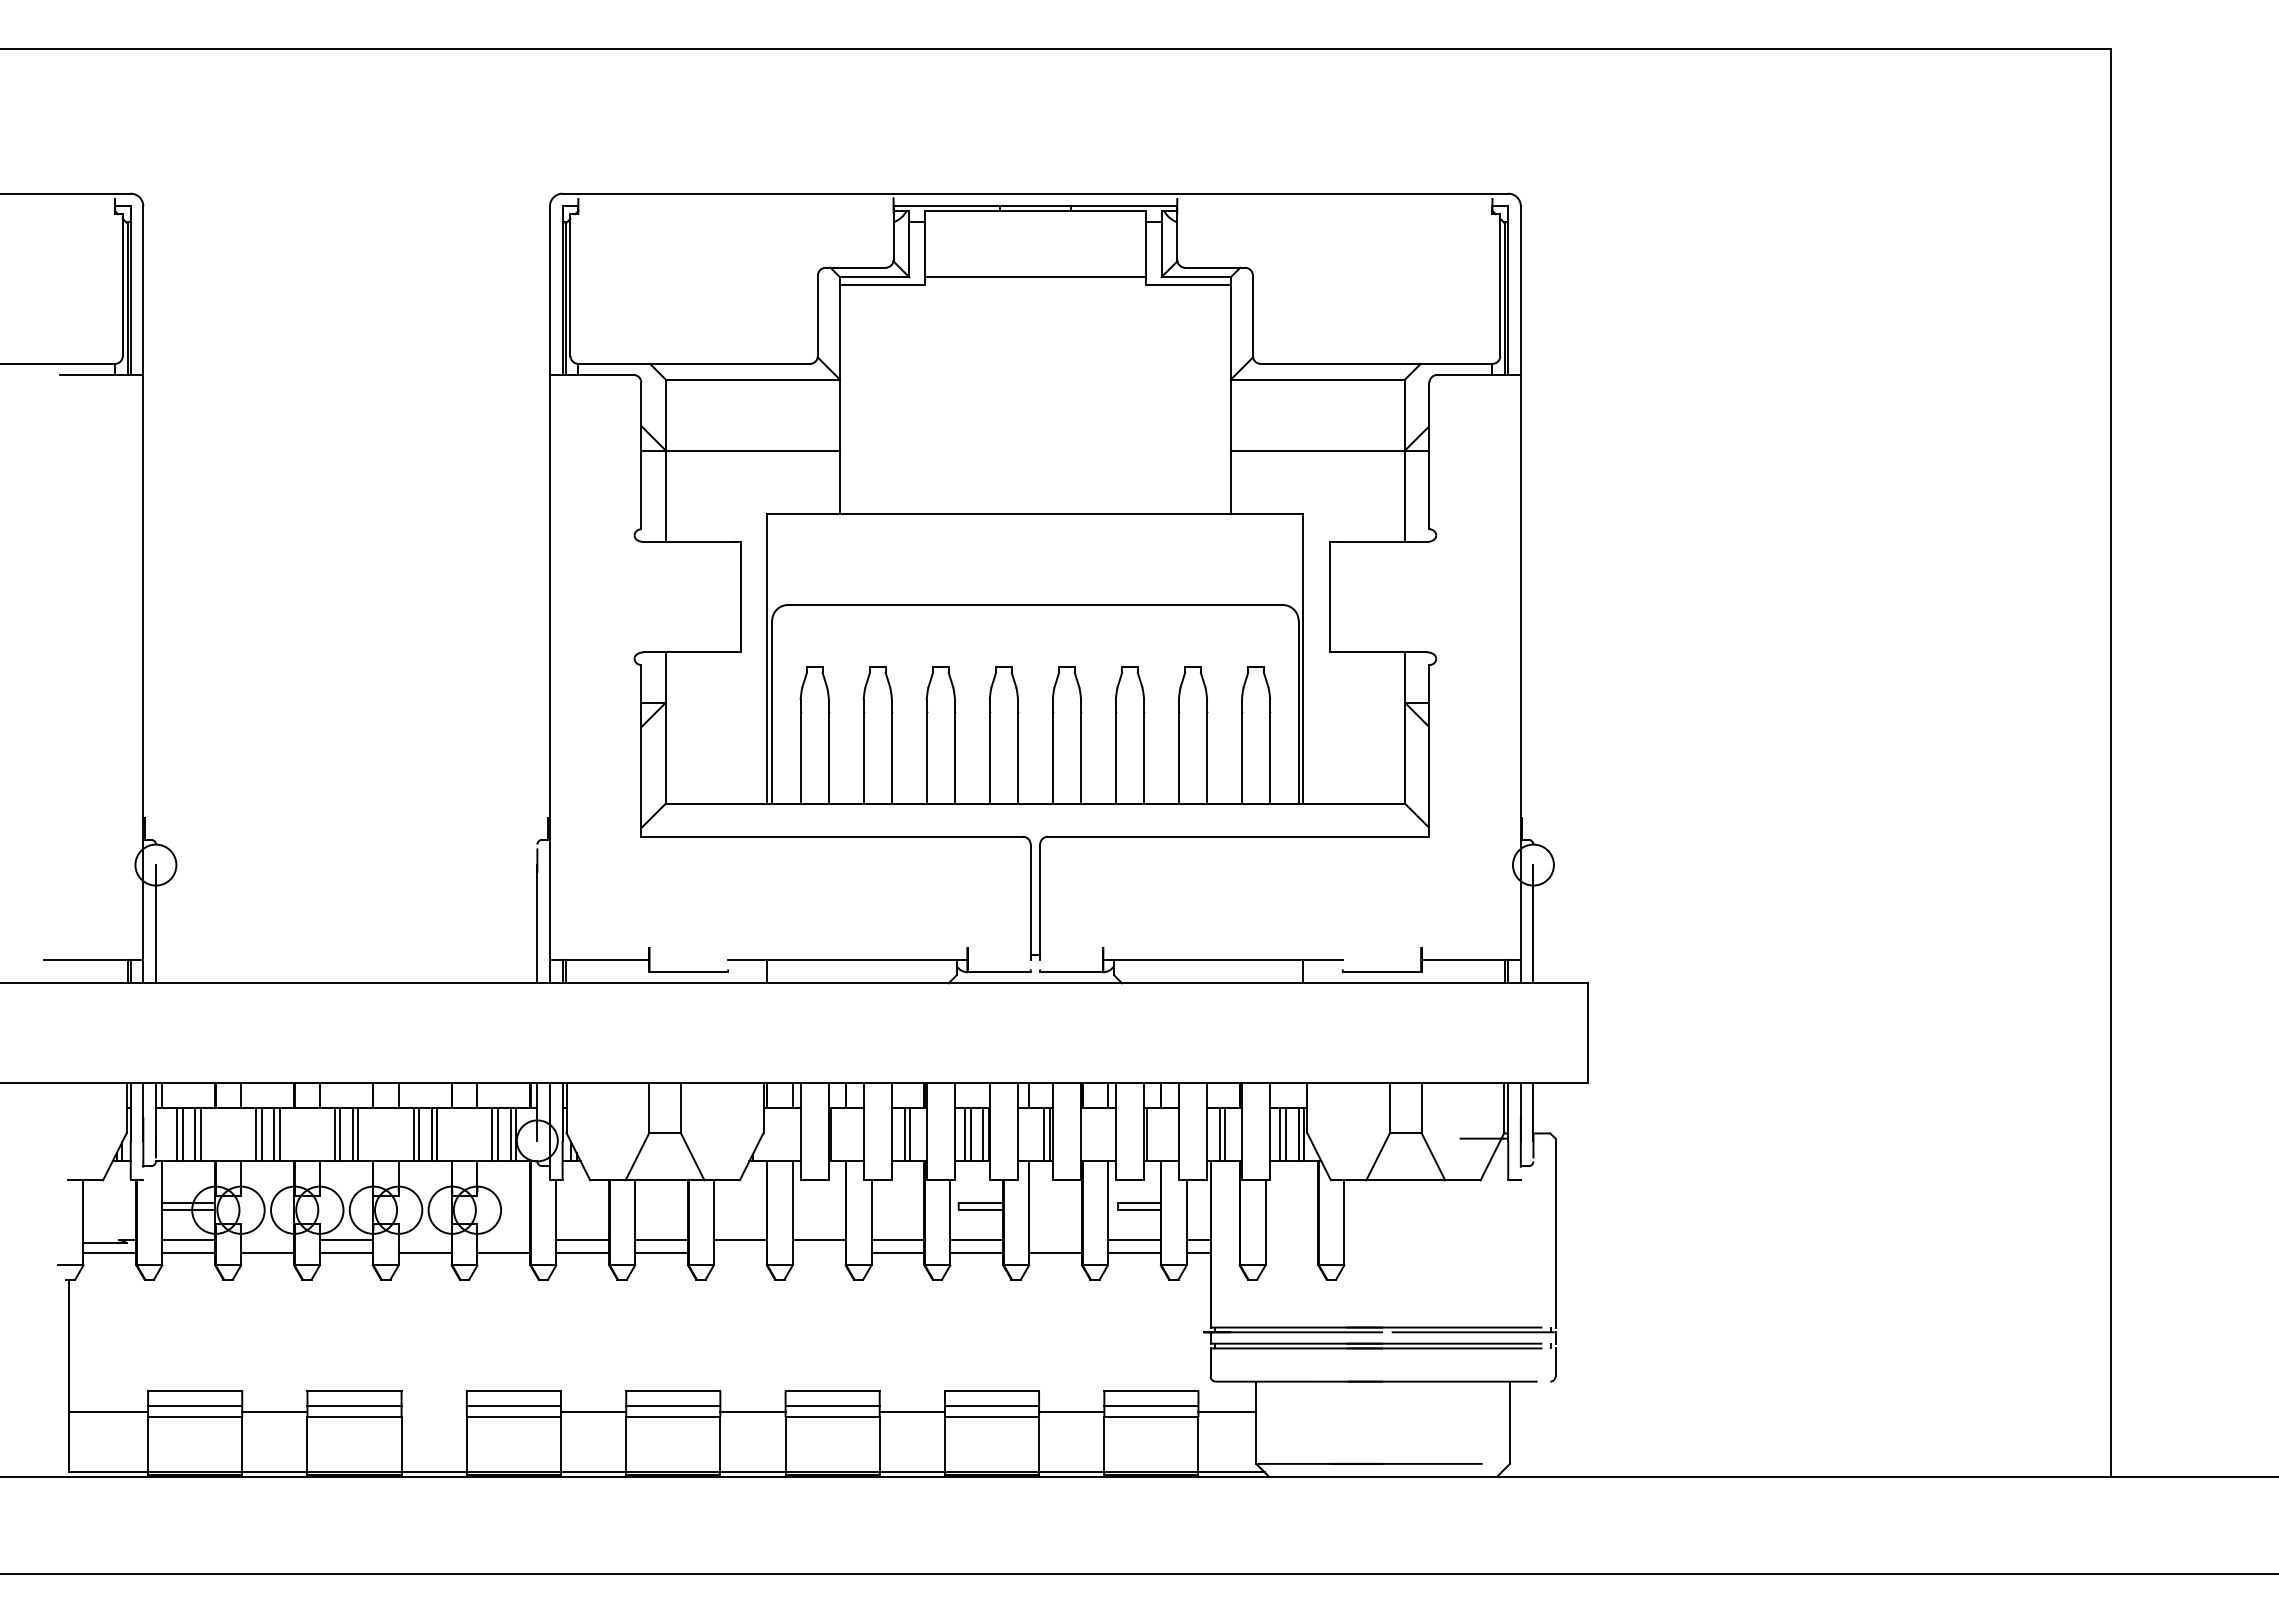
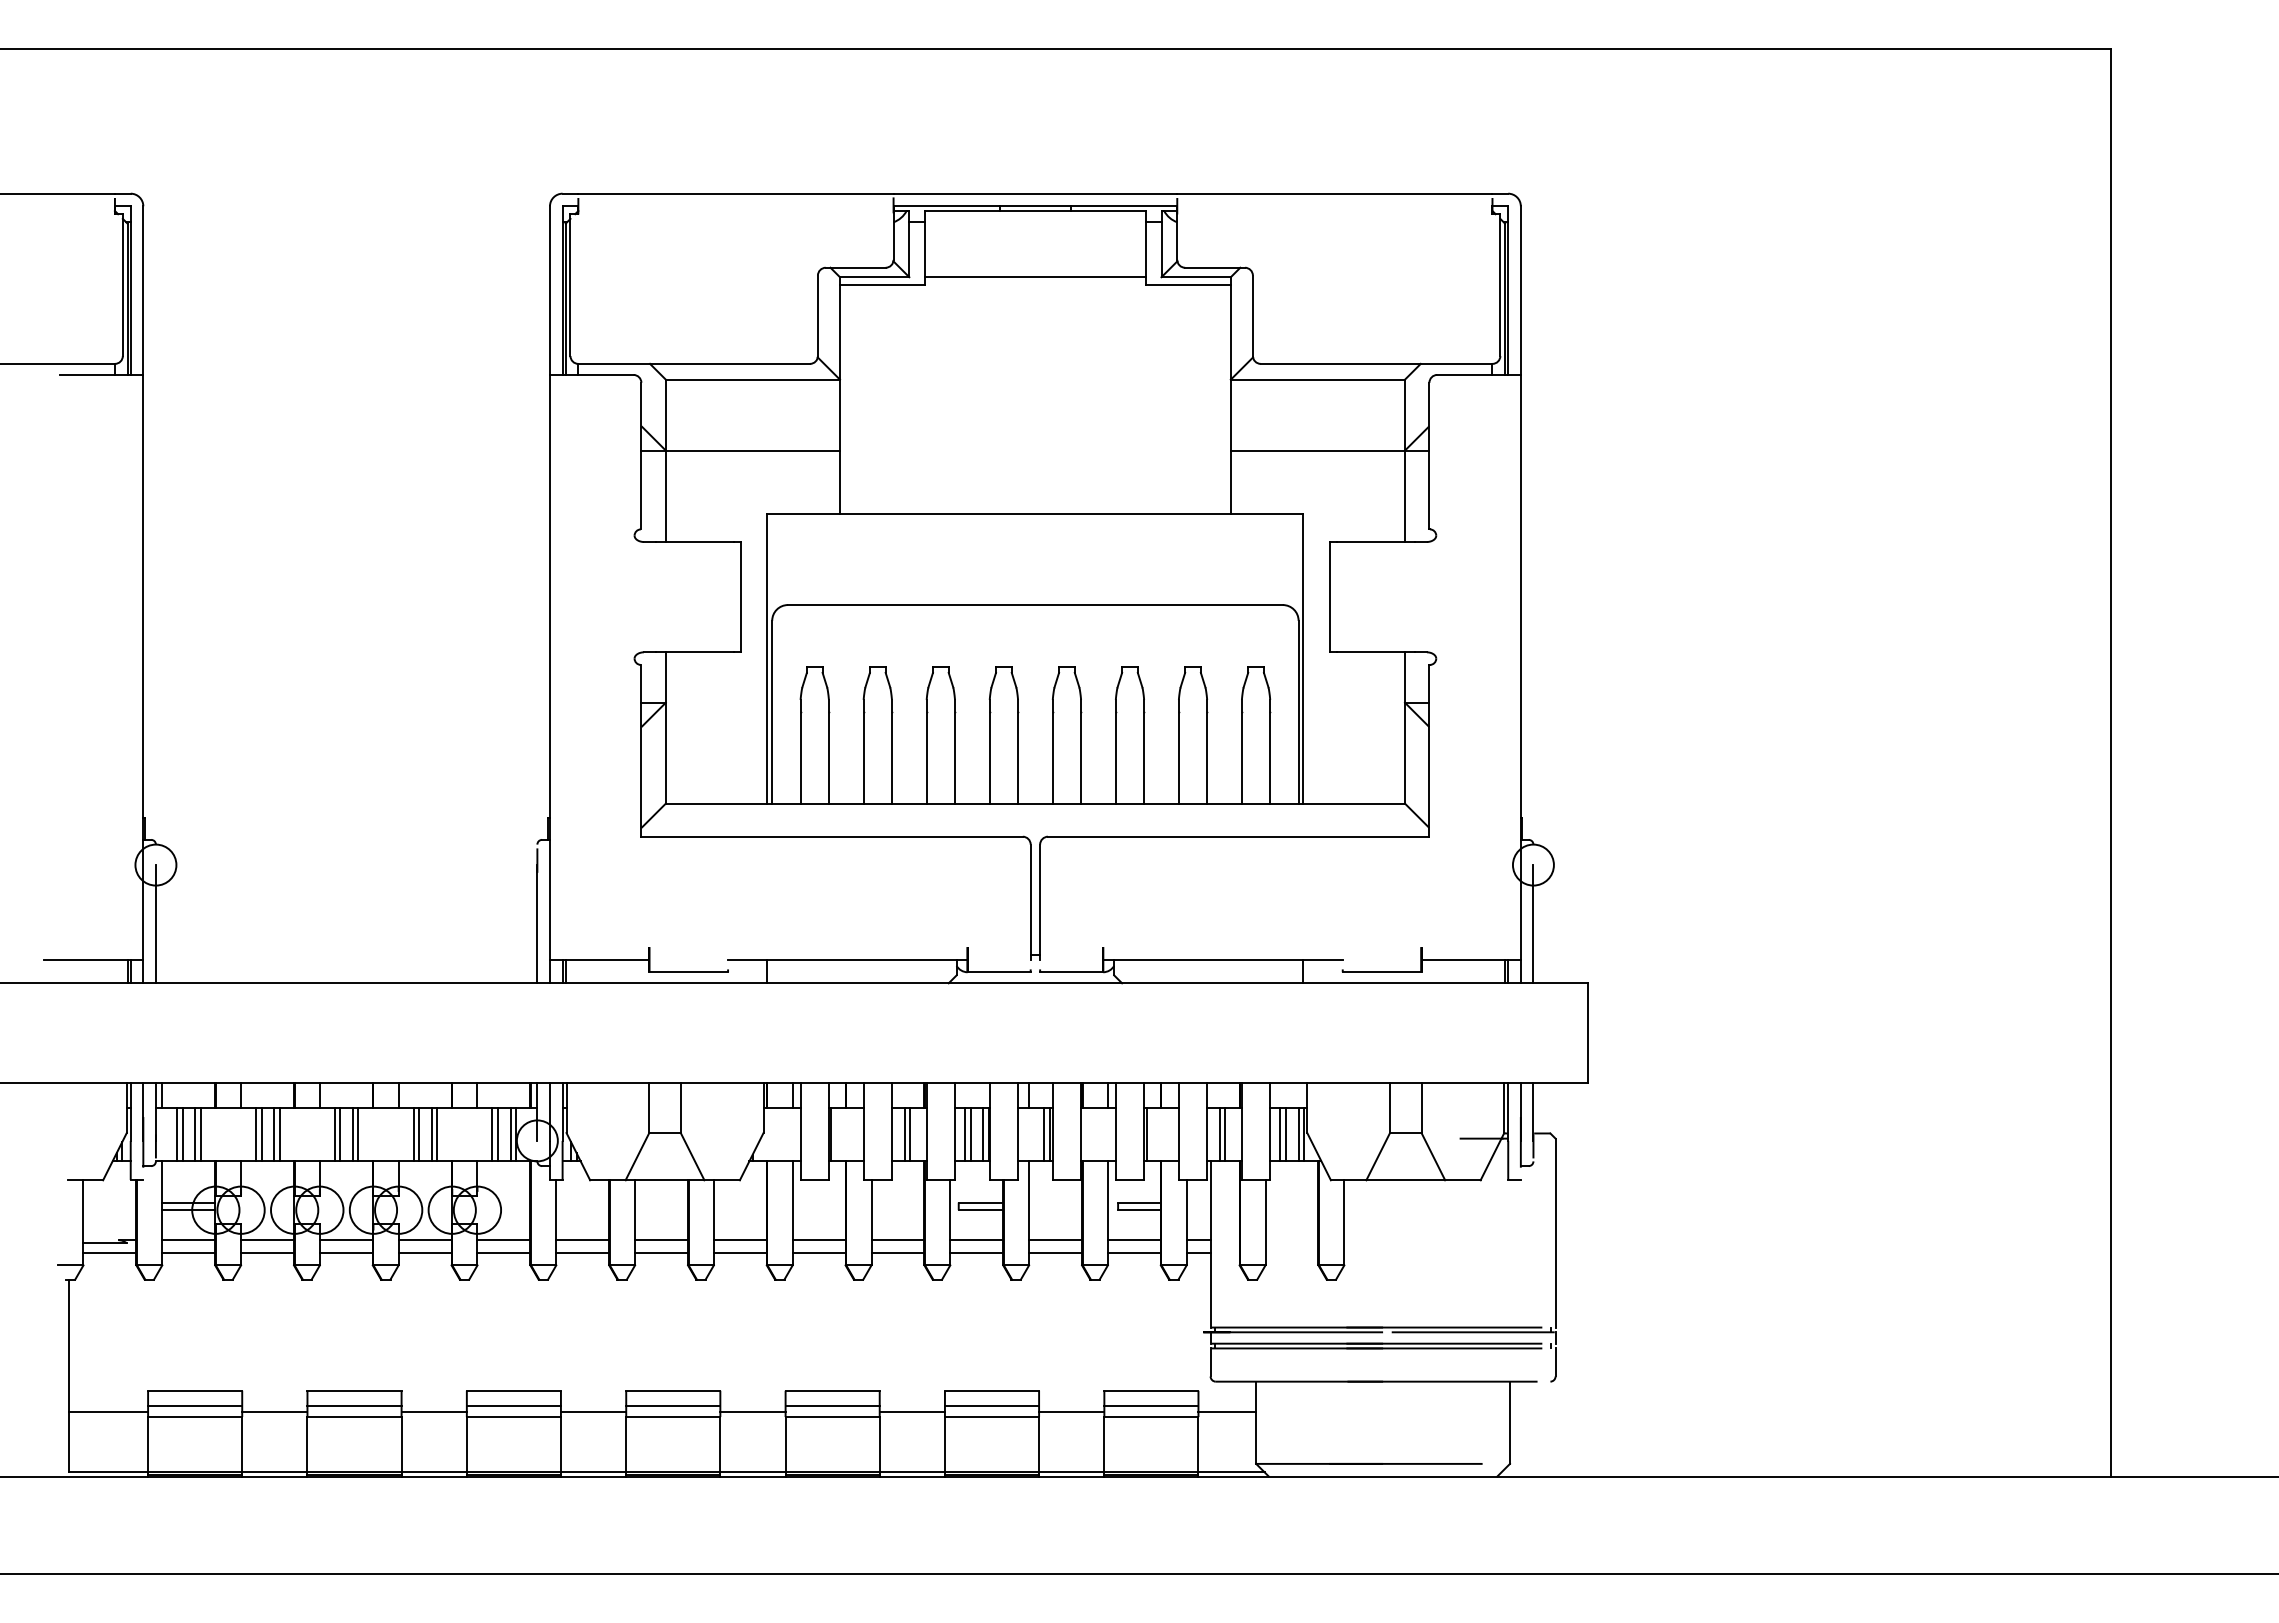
line: none -> present (267, 1240)
line: none -> present (424, 1240)
line: none -> present (503, 1240)
line: none -> present (1055, 1240)
line: none -> present (739, 1252)
line: none -> present (818, 1252)
line: none -> present (433, 1411)
